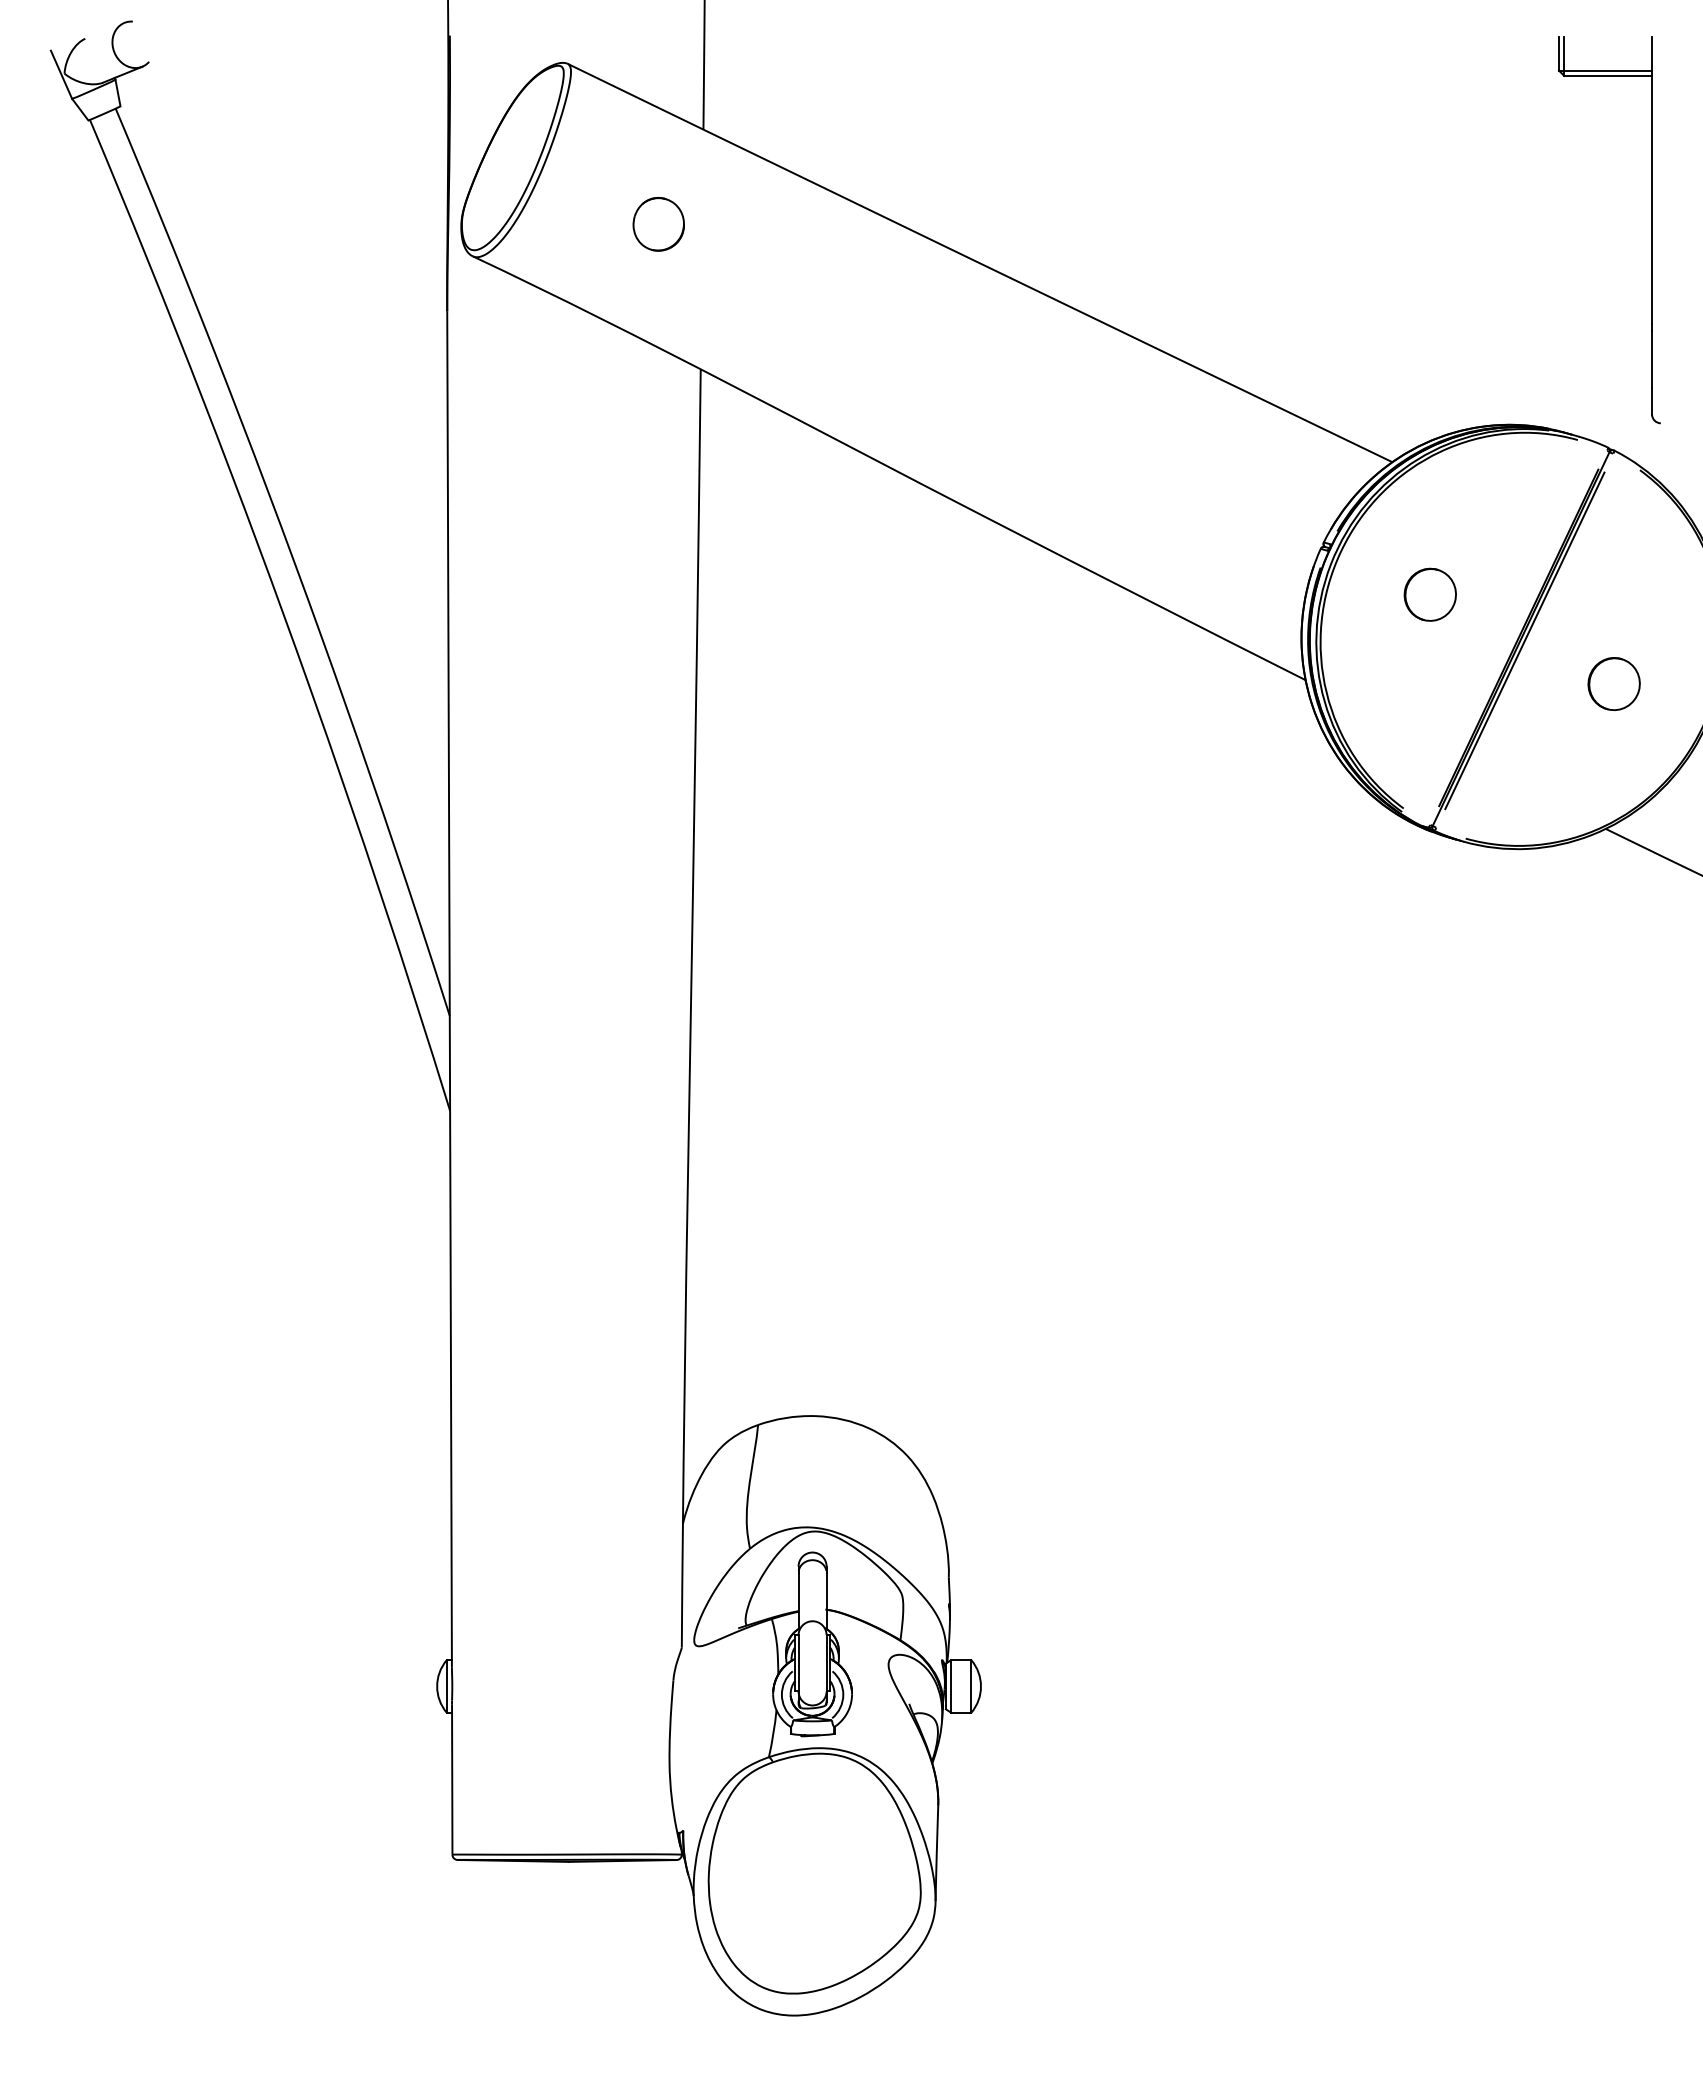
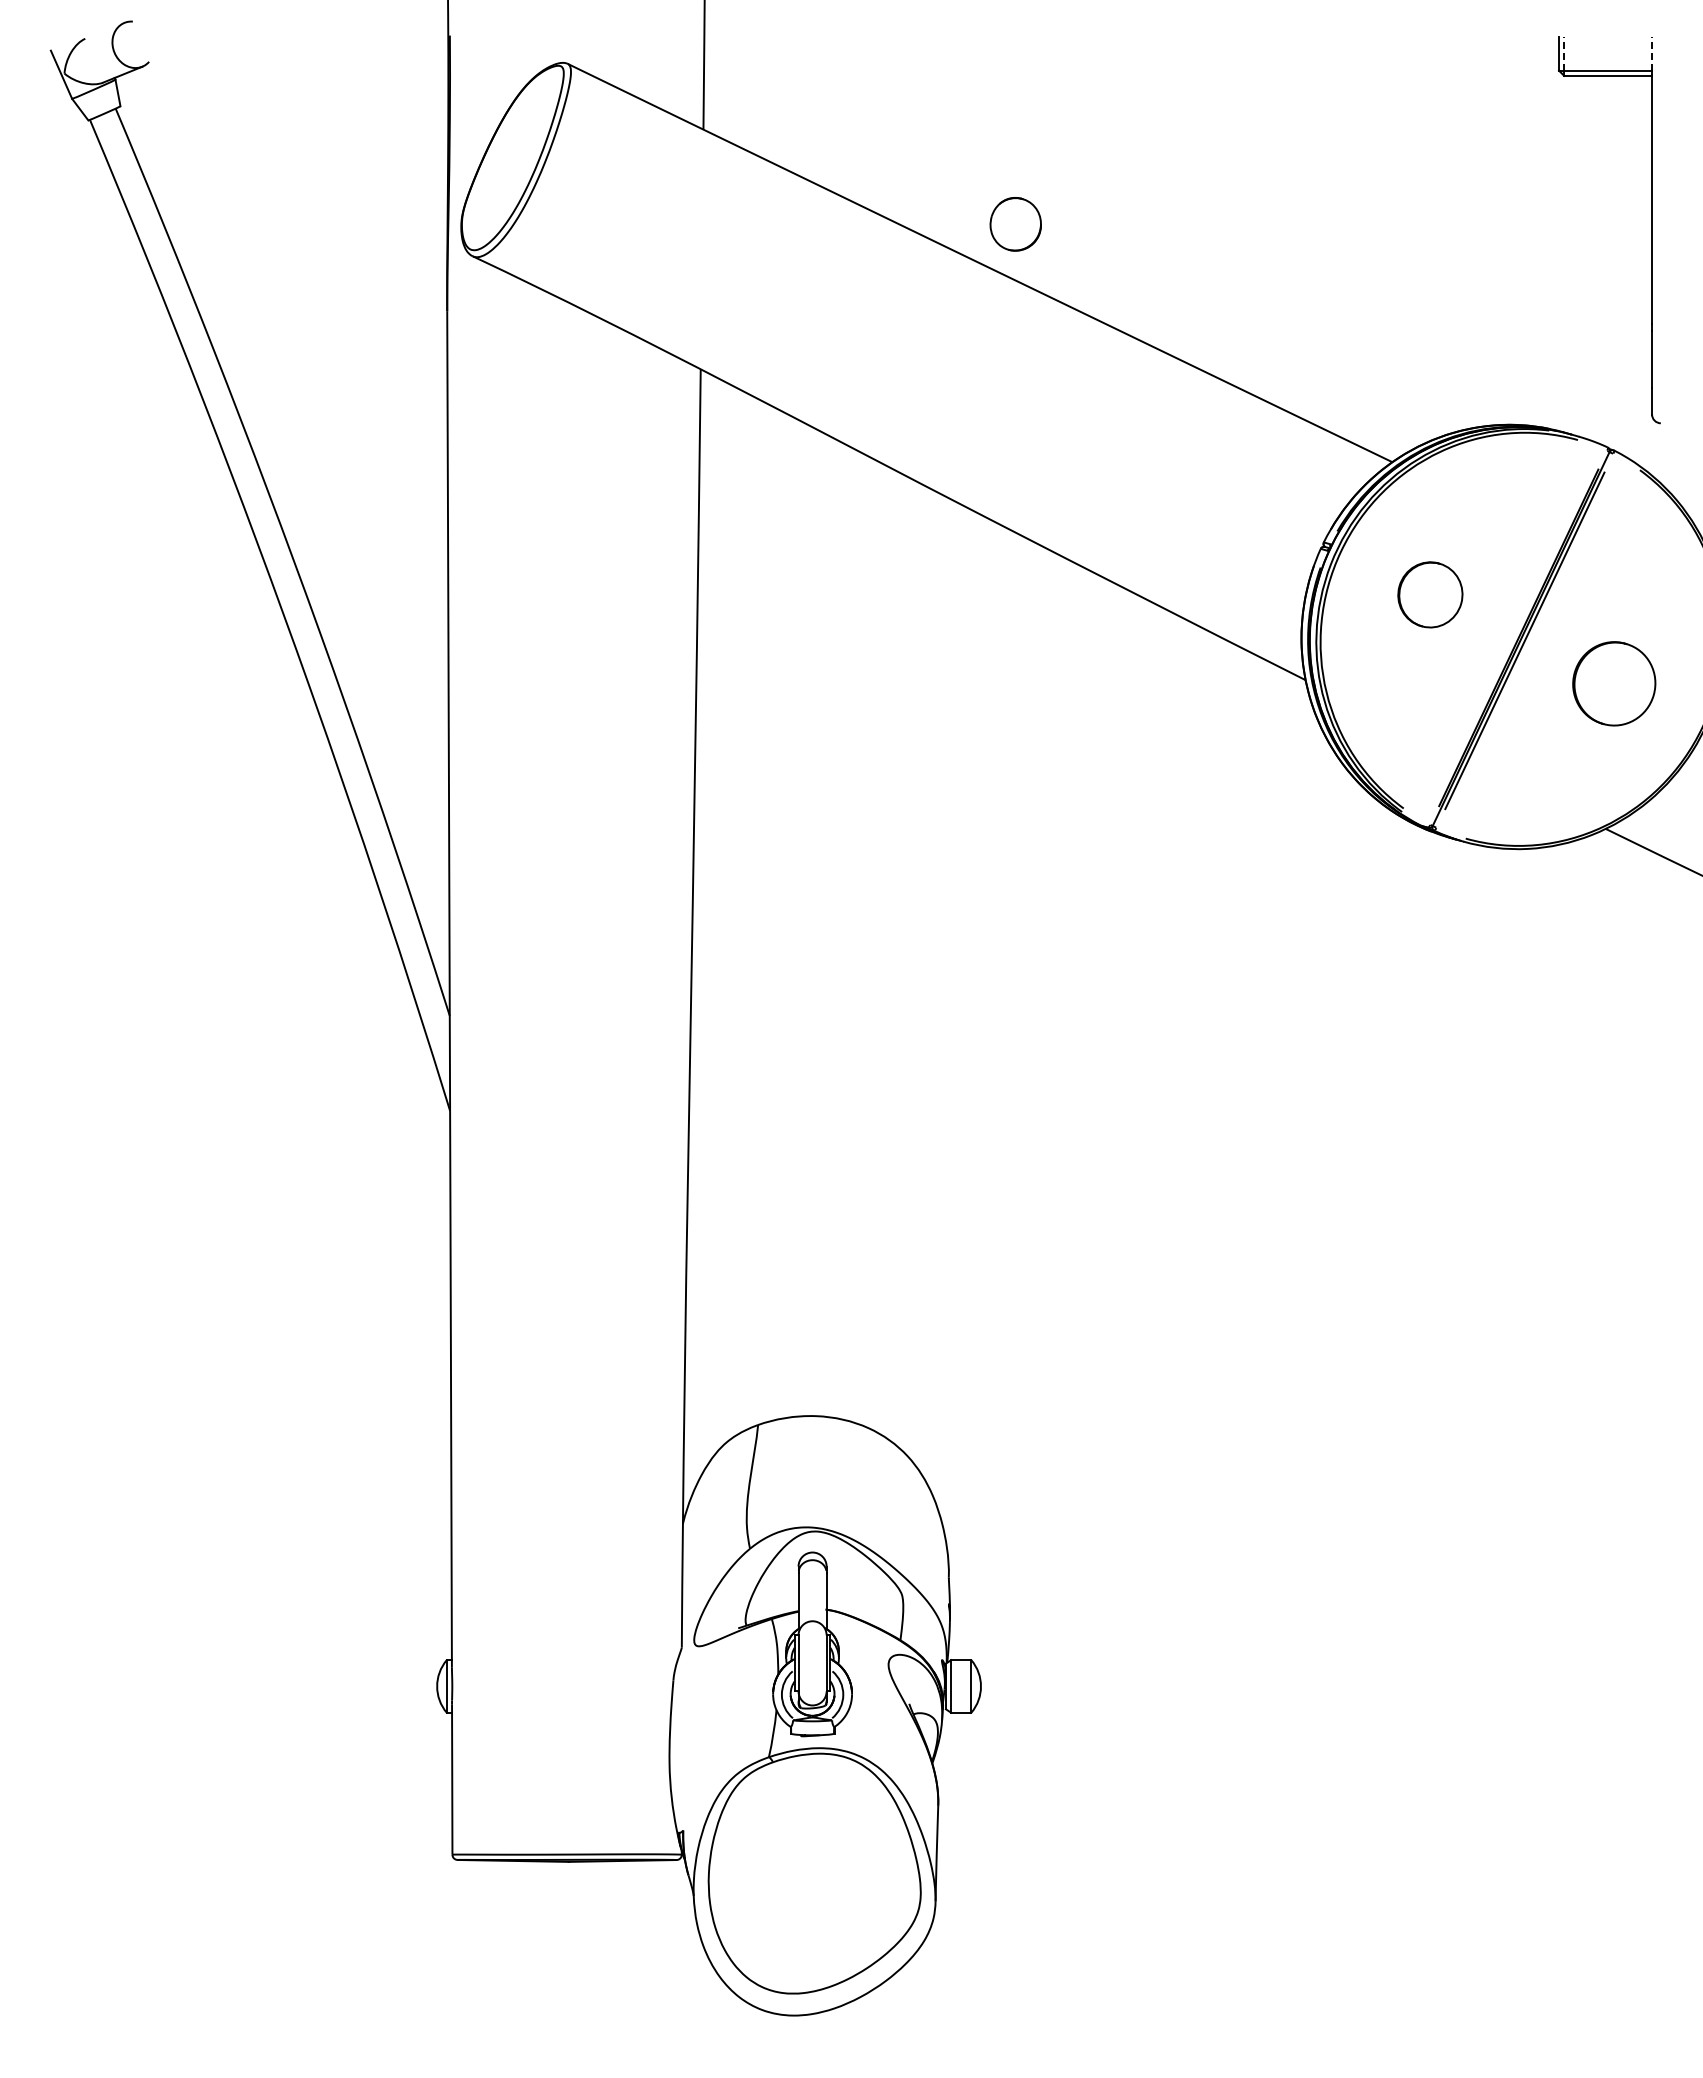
line: solid -> dashed (1564, 53)
line: solid -> dashed (1652, 53)
part position: (658, 224) -> (1015, 224) (1015, 224)
part size: 54x55 px -> 67x68 px (1430, 594)
part size: 54x55 px -> 85x86 px (1614, 683)
